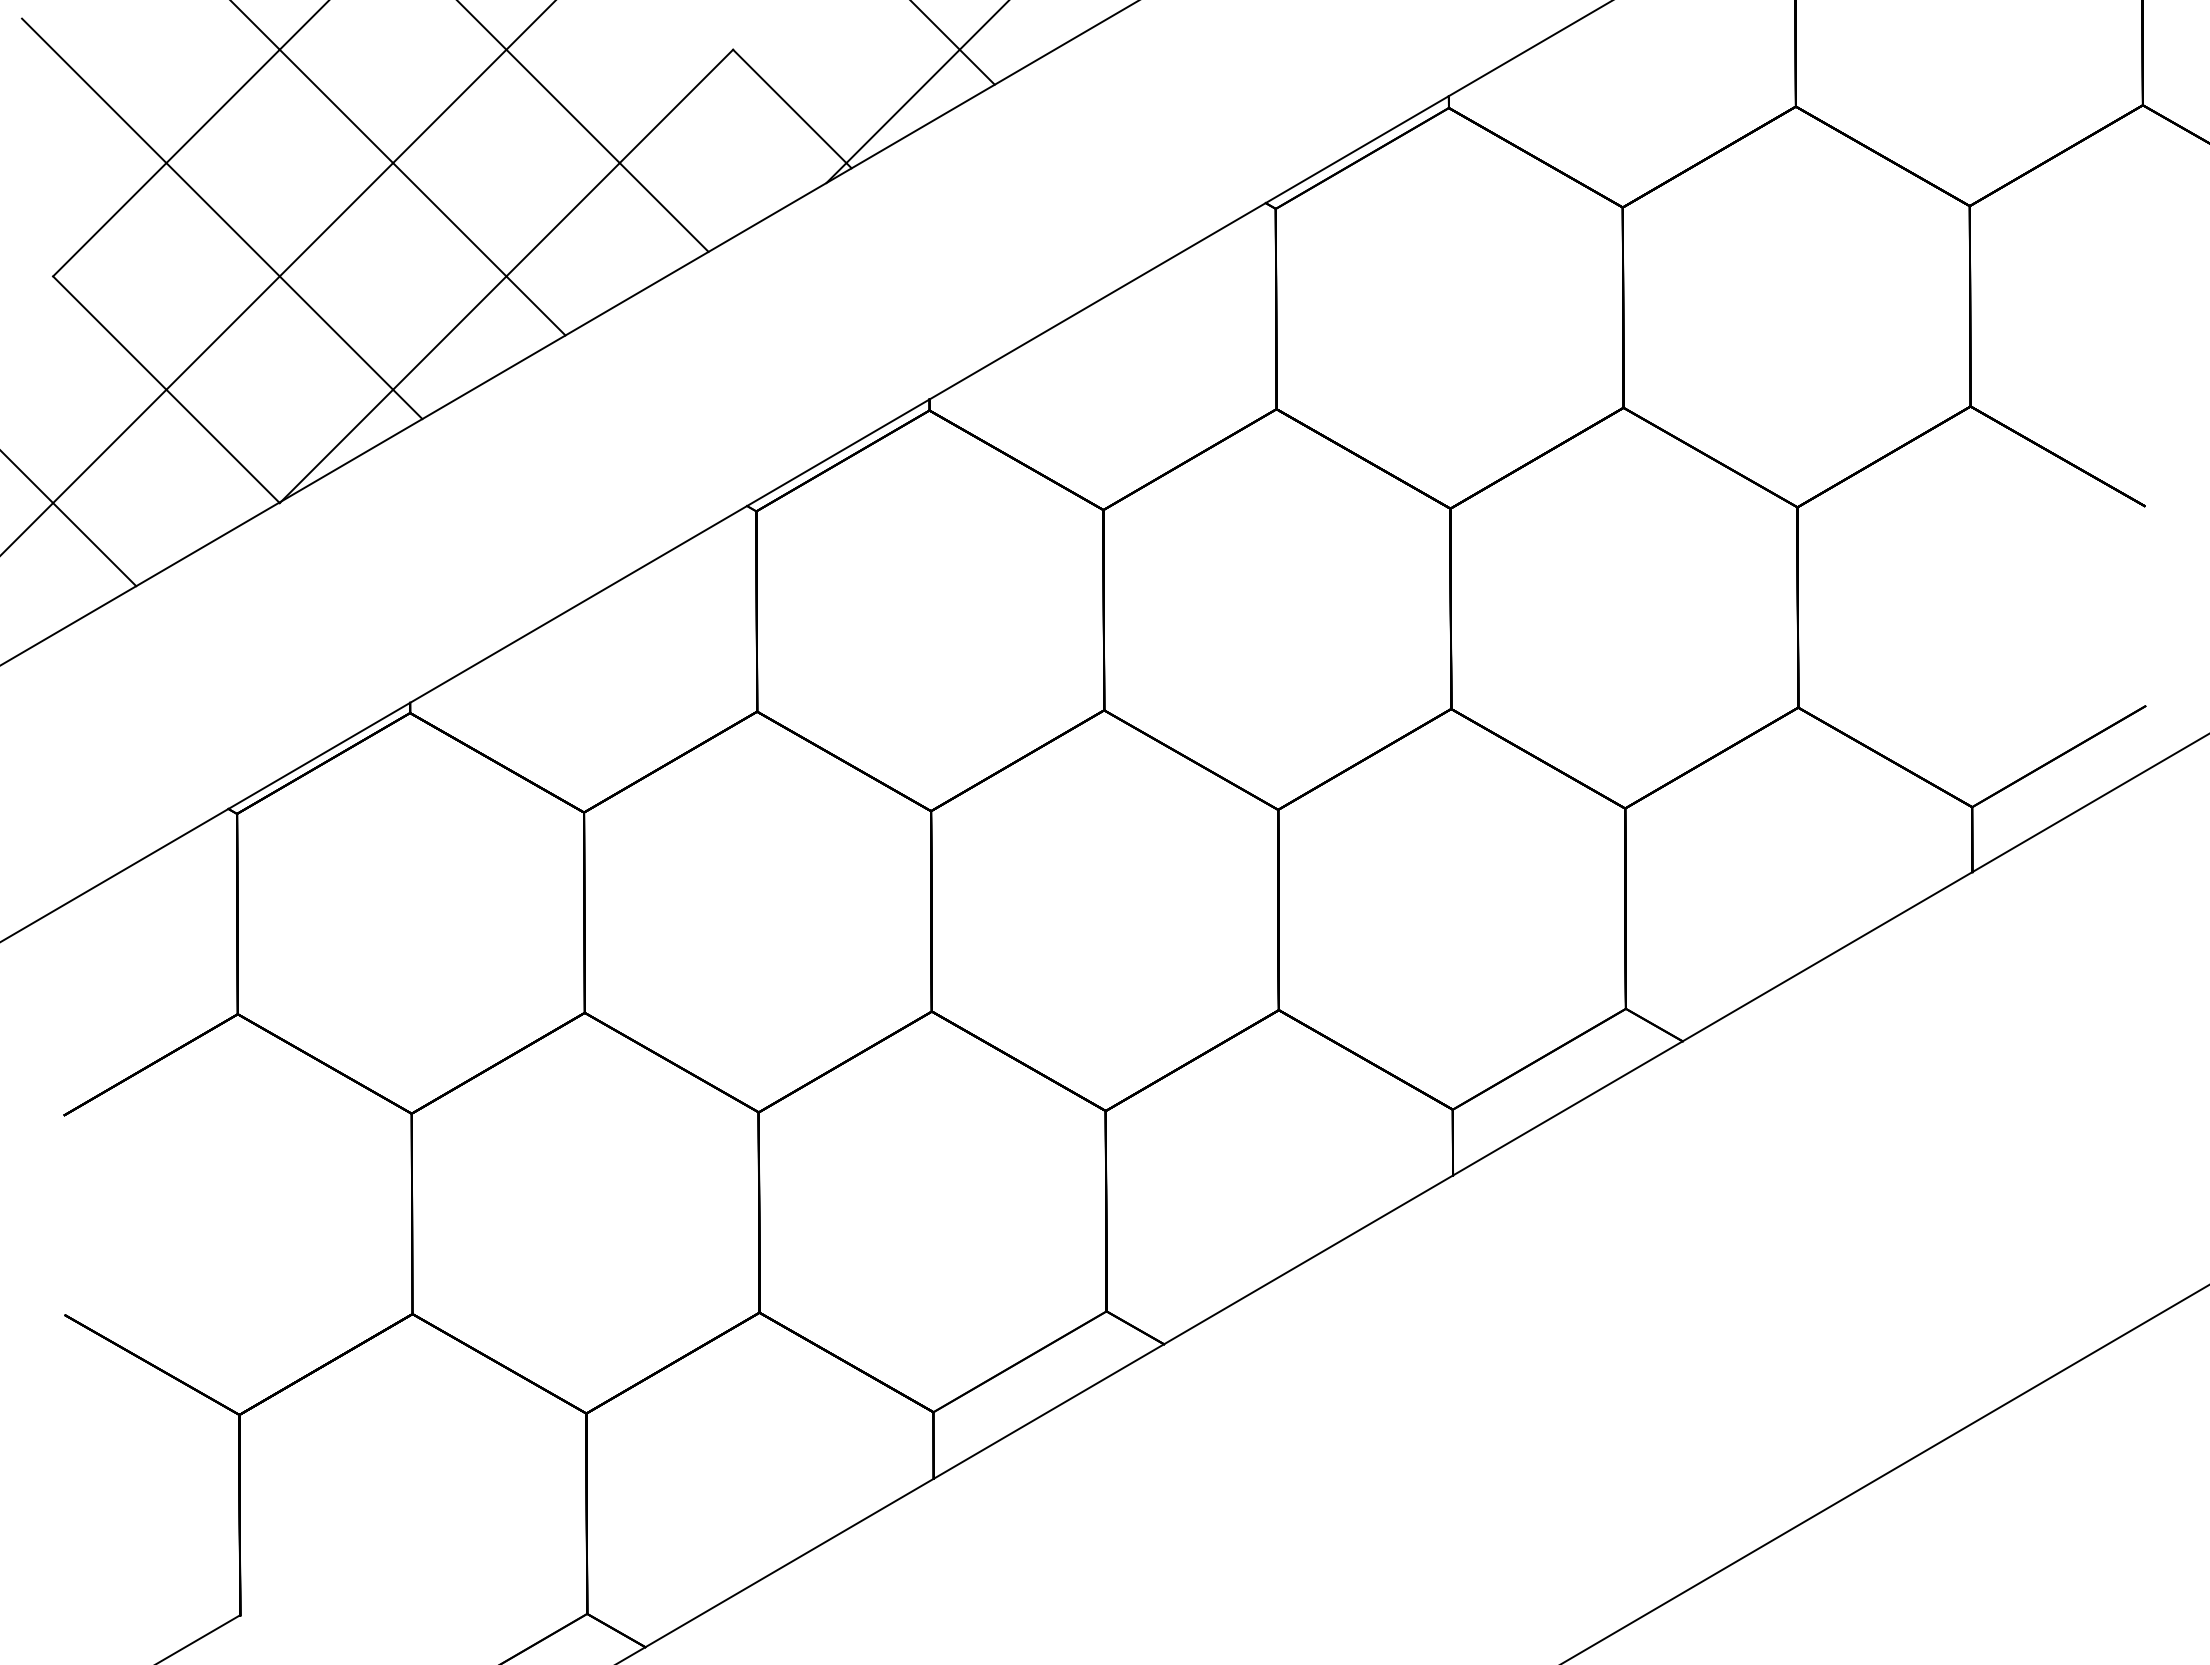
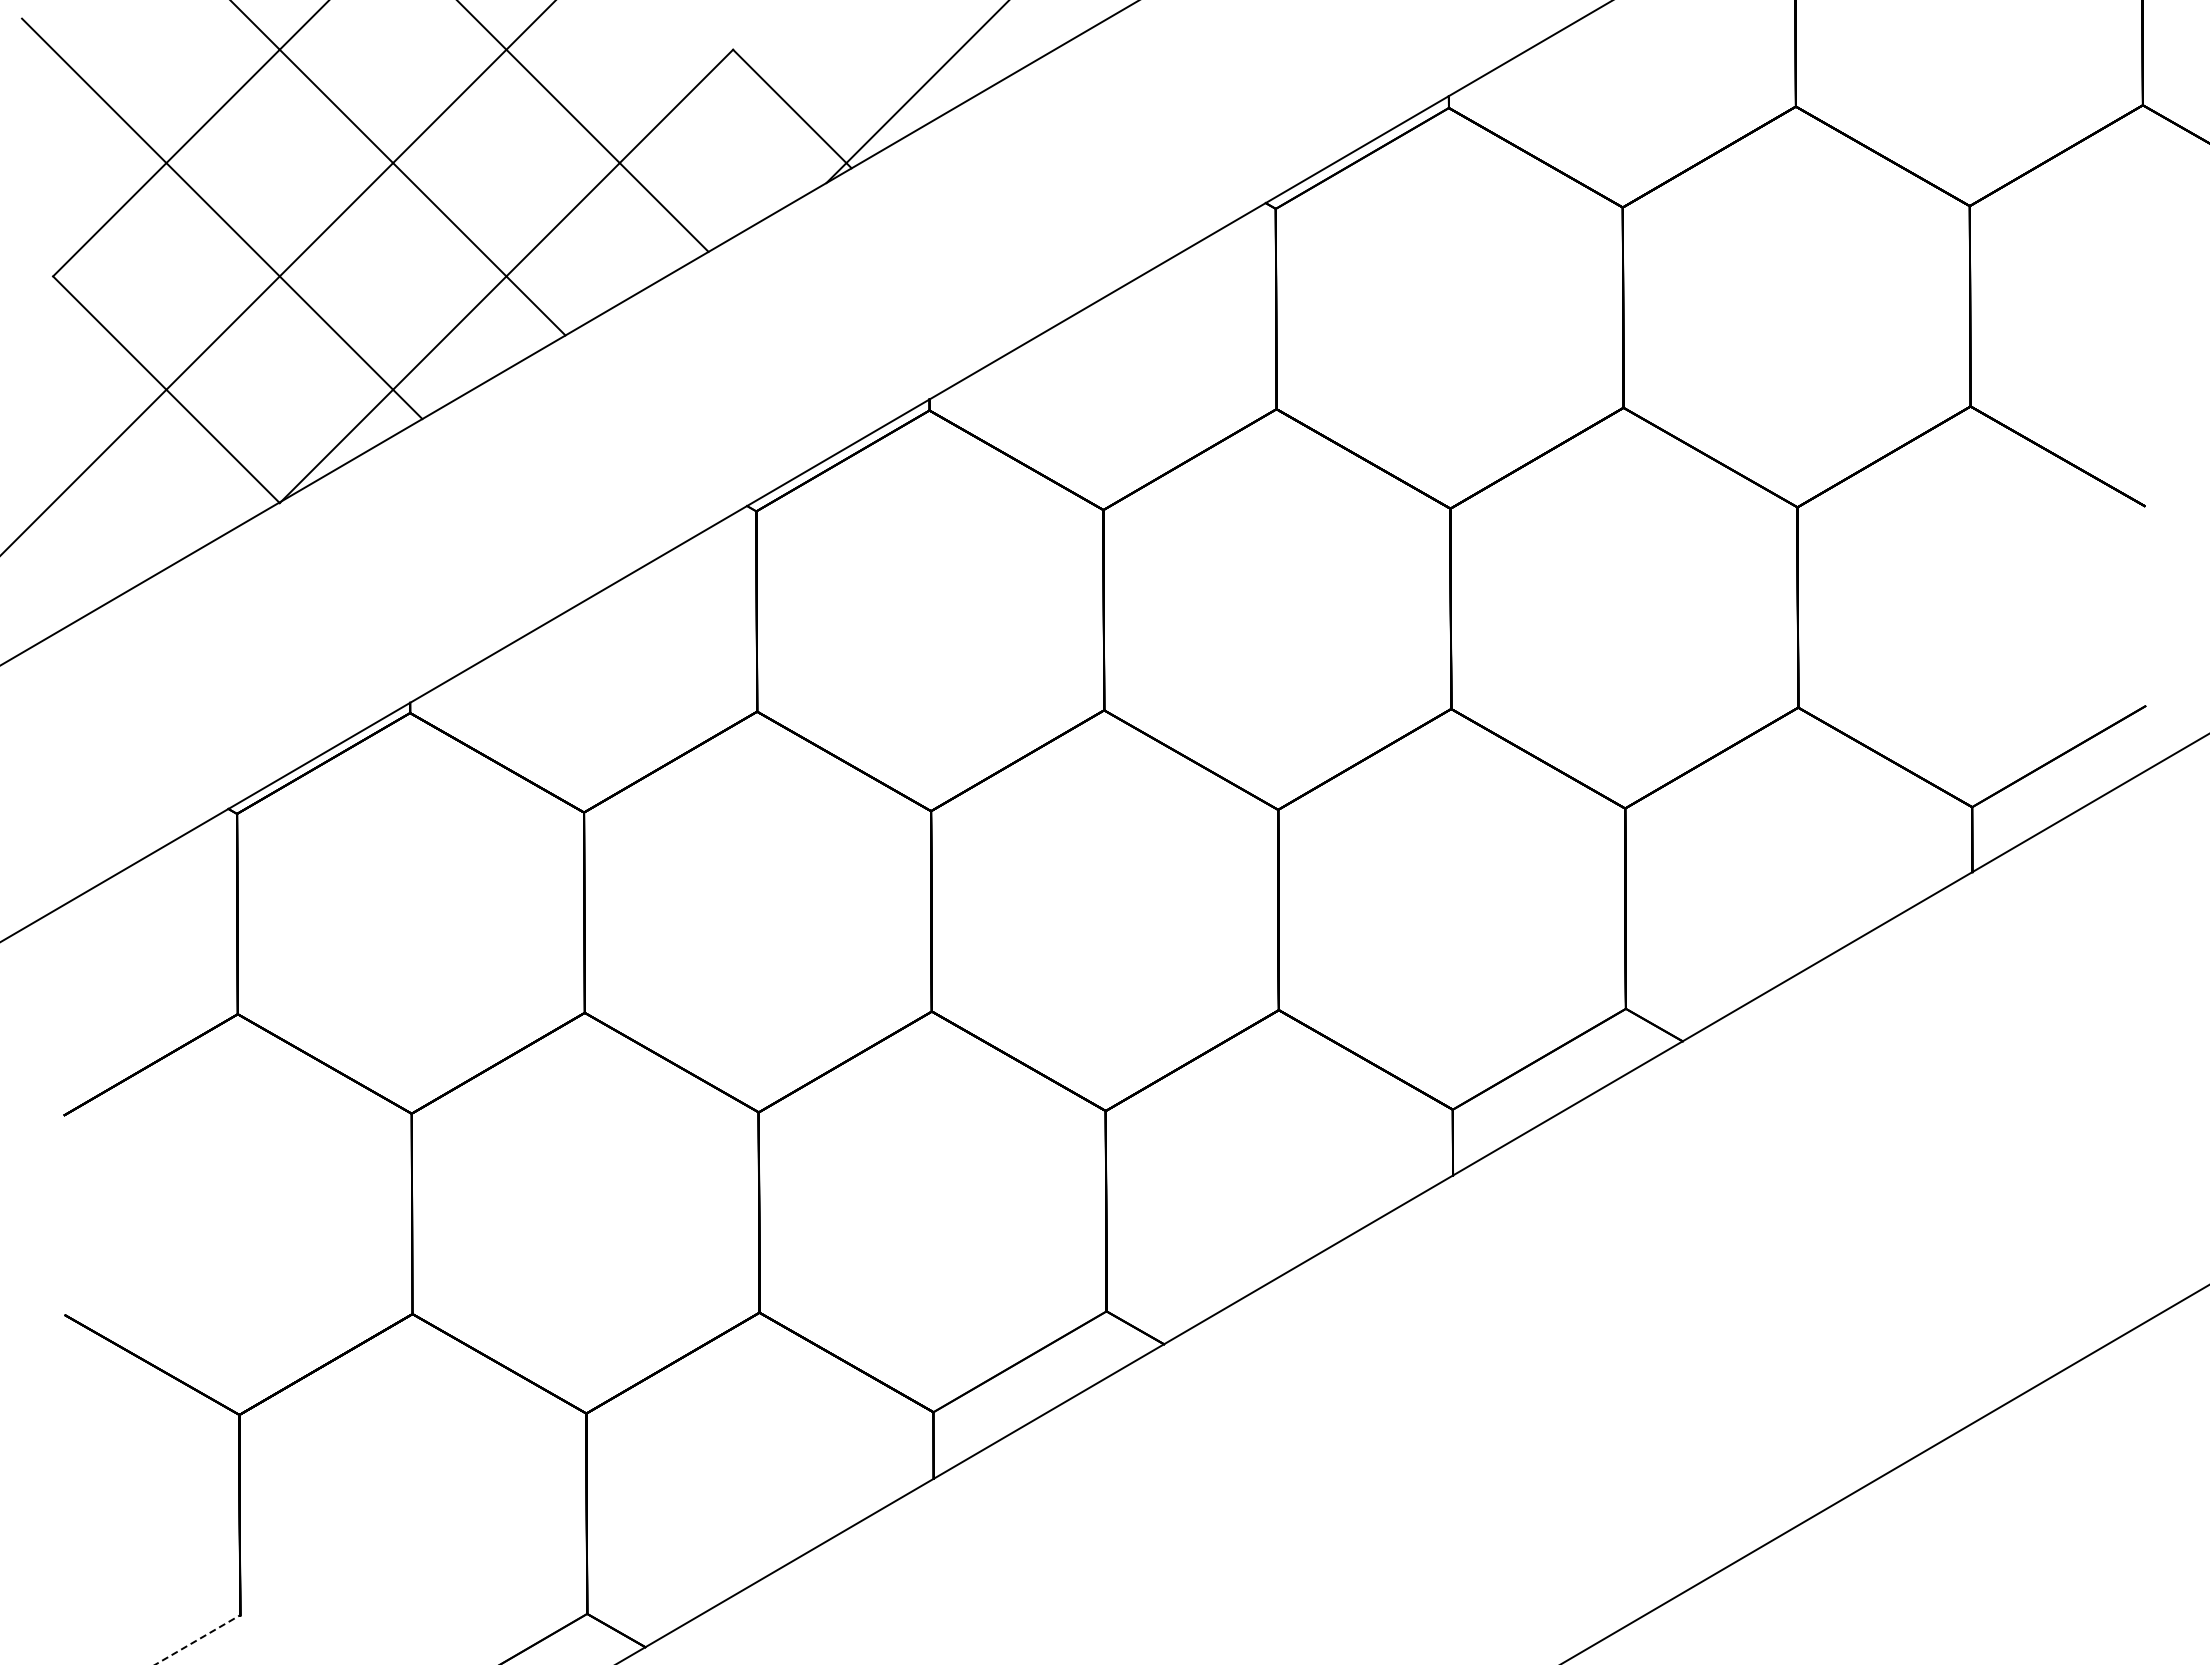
line: present -> none (953, 43)
line: present -> none (69, 519)
line: solid -> dashed (198, 1639)
